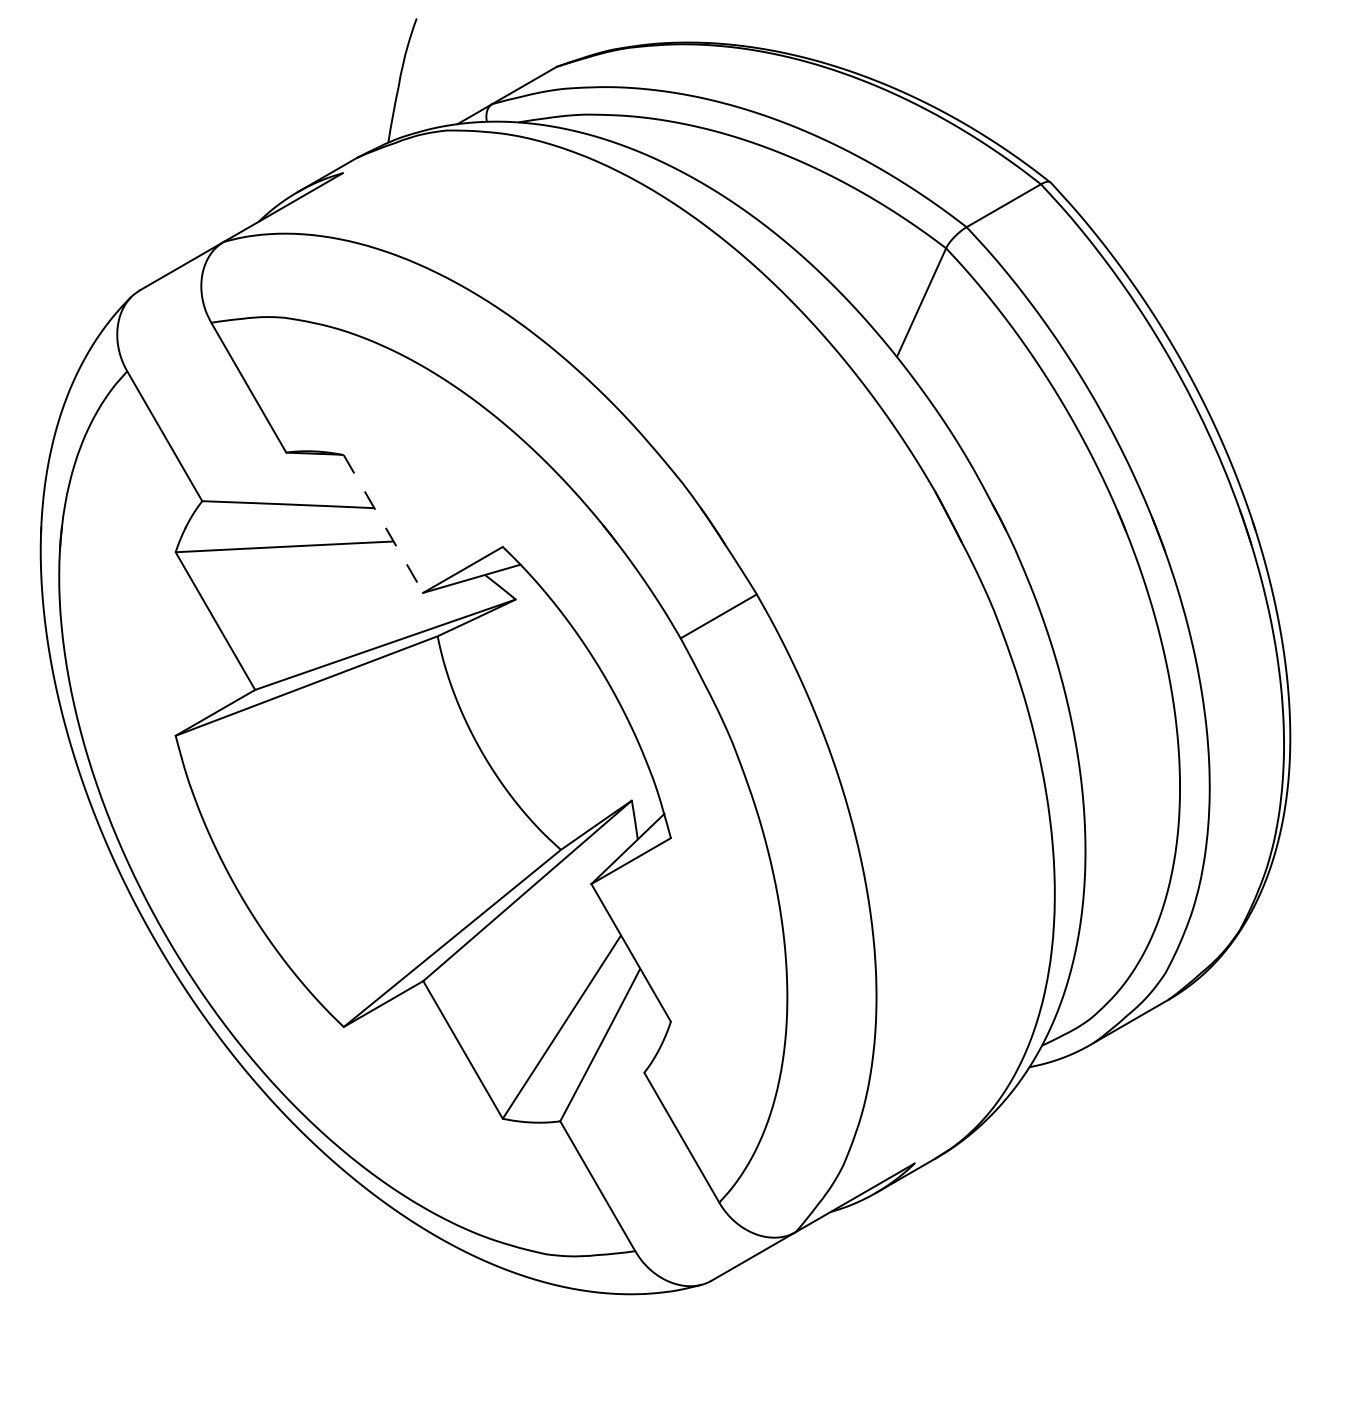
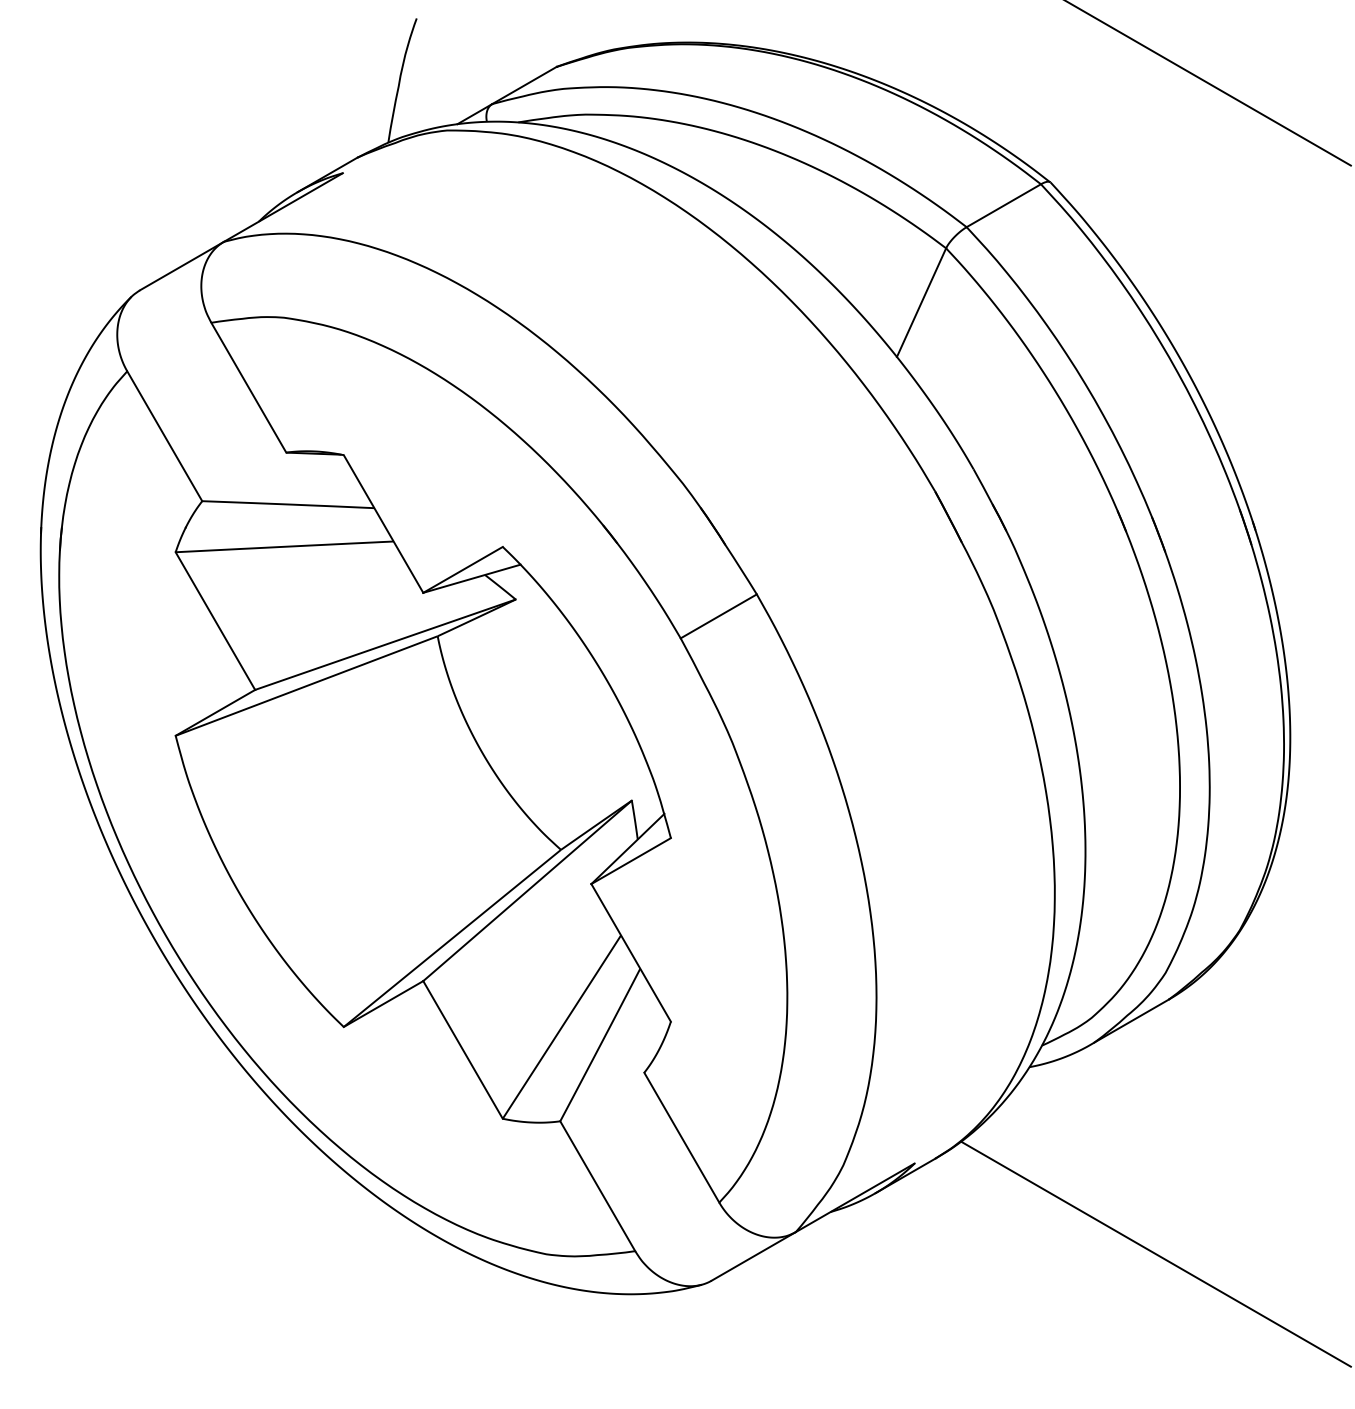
line: none -> present (1209, 83)
line: dashed -> solid (383, 524)
line: none -> present (1155, 1253)
